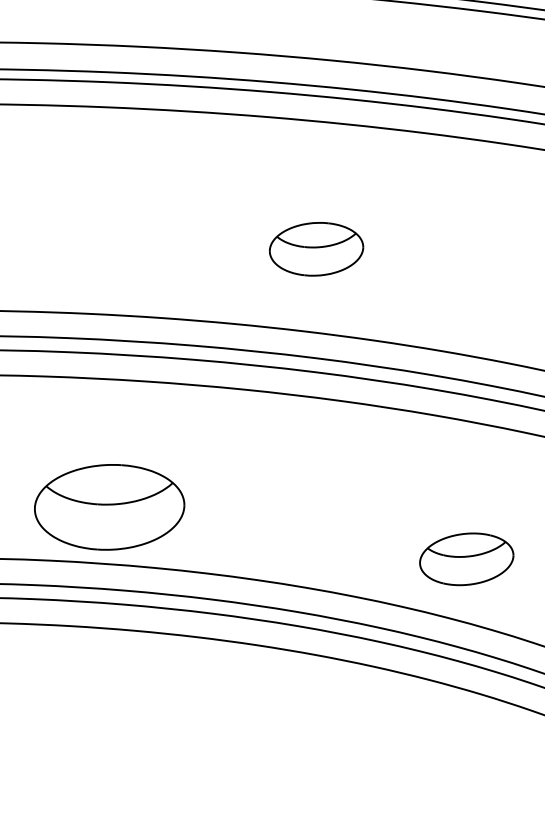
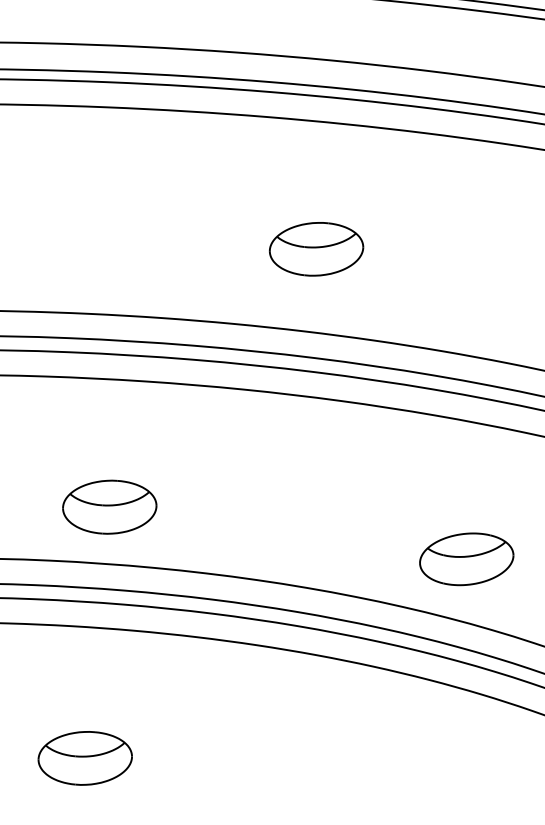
part size: 152x87 px -> 96x56 px (109, 506)
part: none -> present (84, 758)
